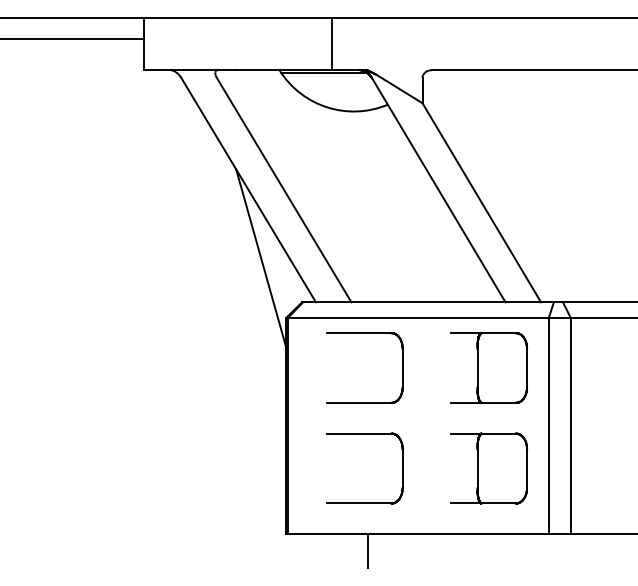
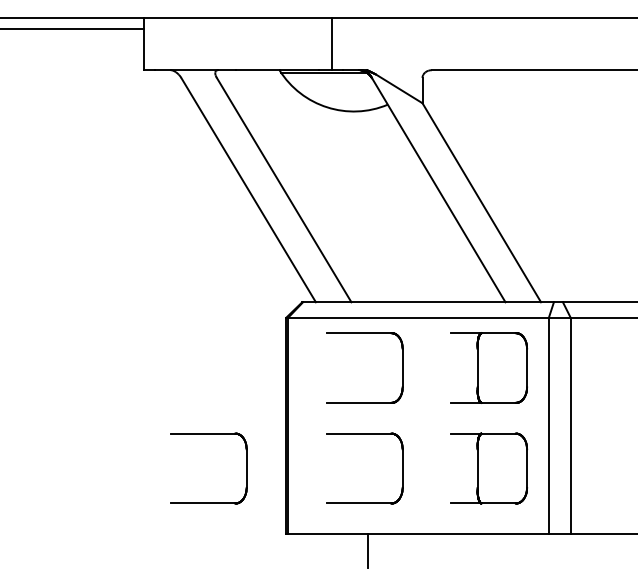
line position: (73, 39) -> (73, 29) (73, 29)
line: present -> none (261, 258)
part: none -> present (208, 434)
